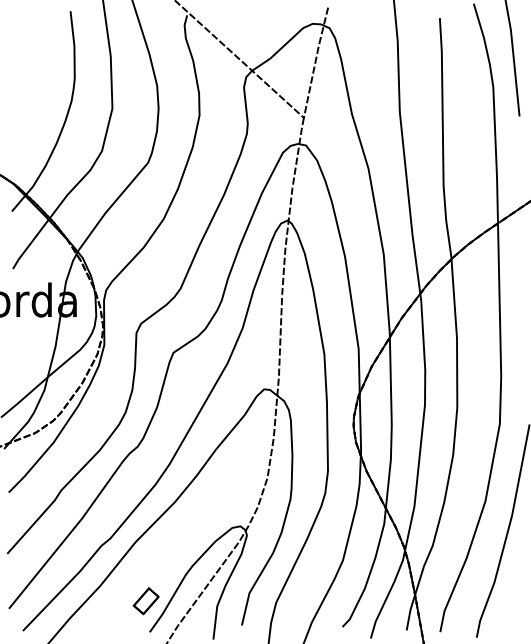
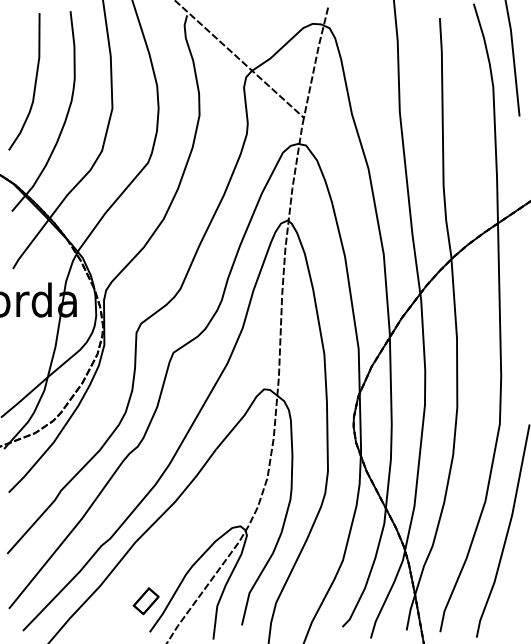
curve: none -> present (34, 82)
